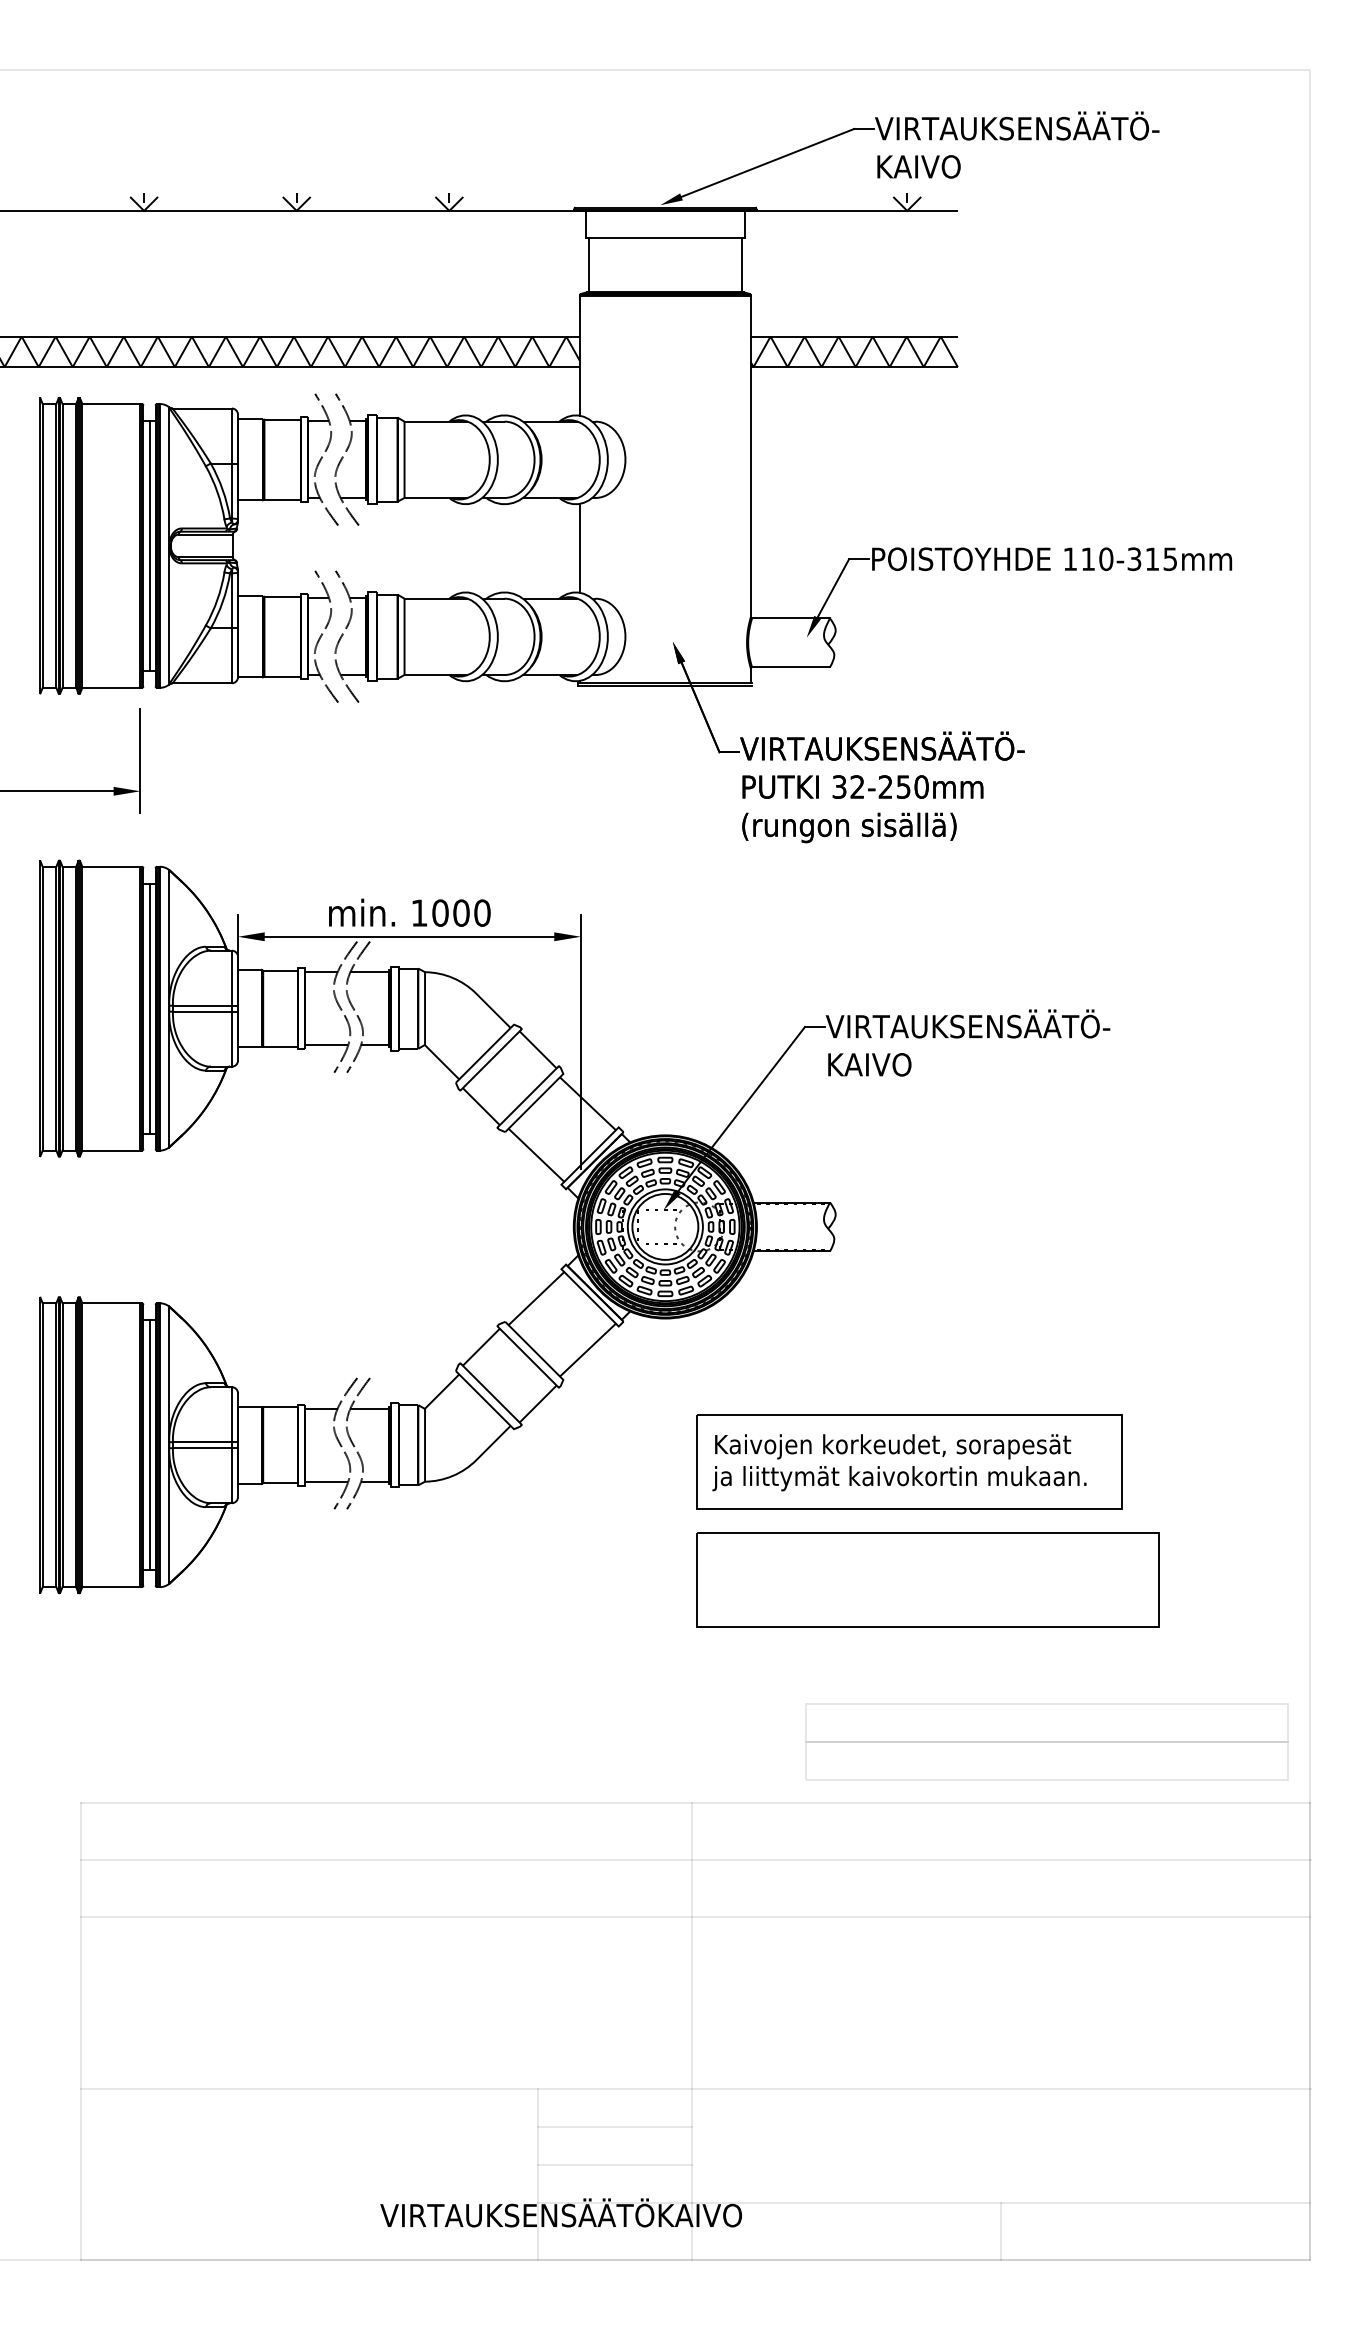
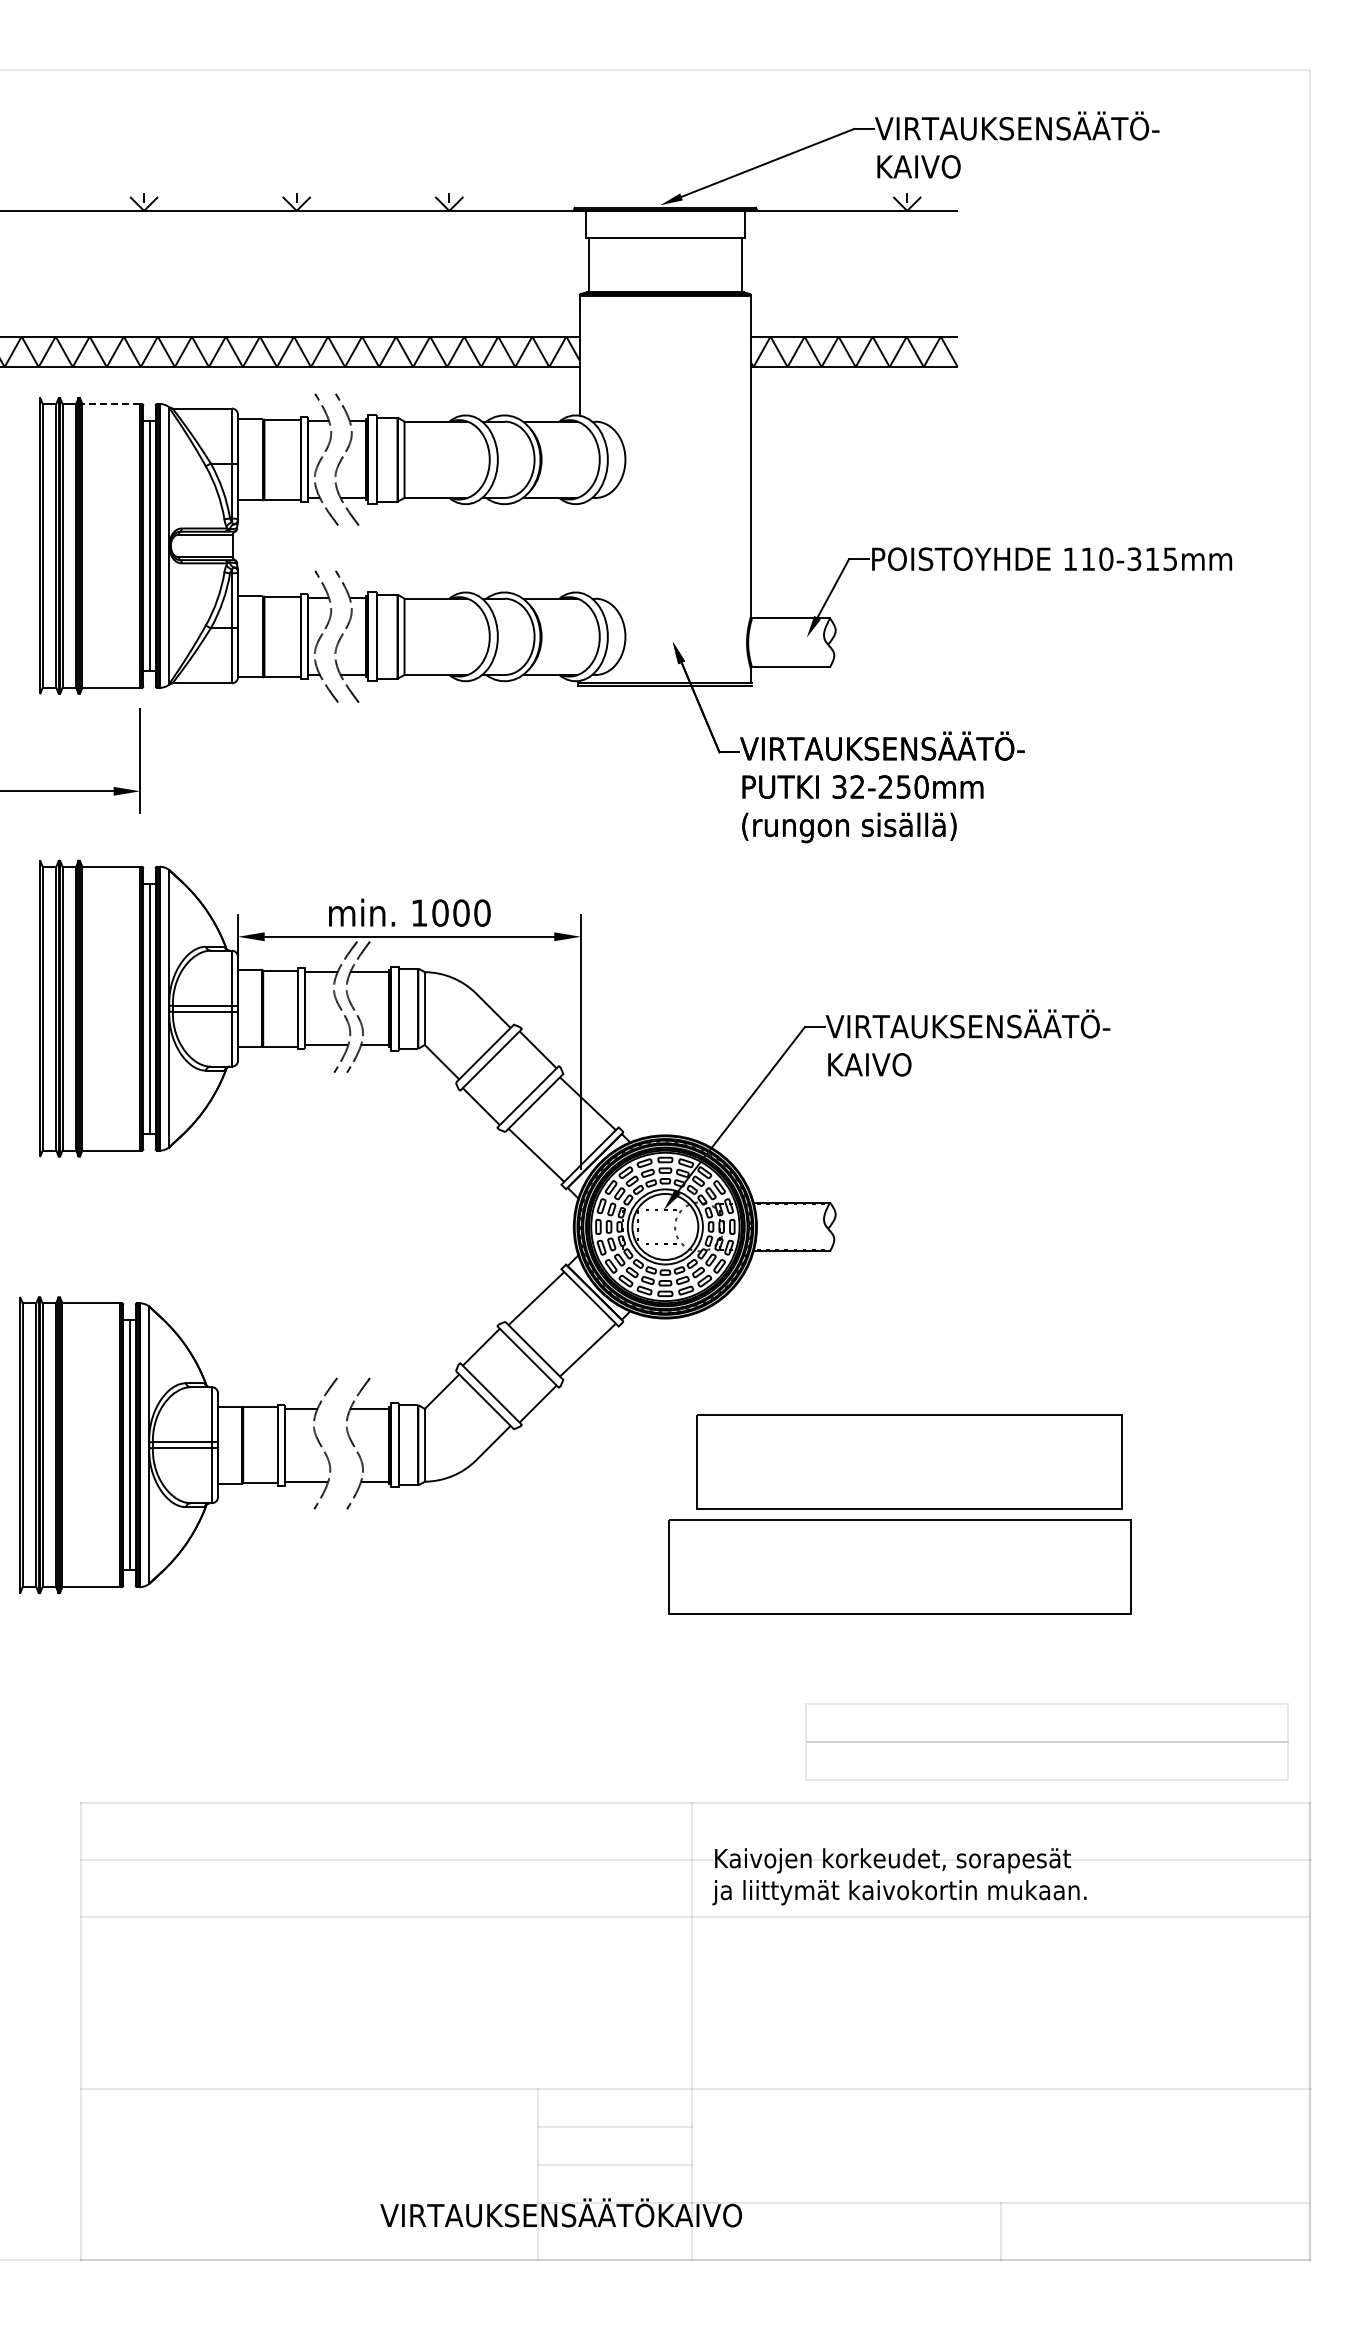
line: solid -> dashed (111, 403)
line: present -> none (579, 547)
part position: (198, 1445) -> (178, 1445) (178, 1445)
text position: (899, 1462) -> (899, 1876) (899, 1876)
part position: (927, 1579) -> (899, 1566) (899, 1566)
